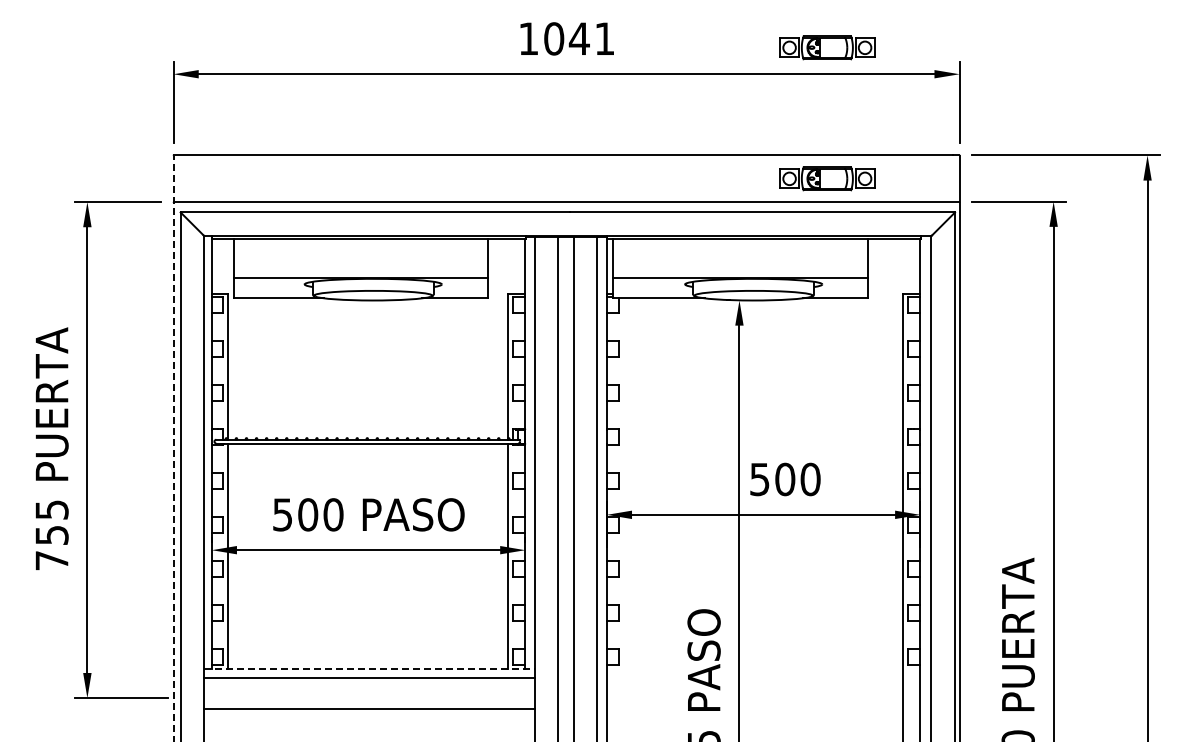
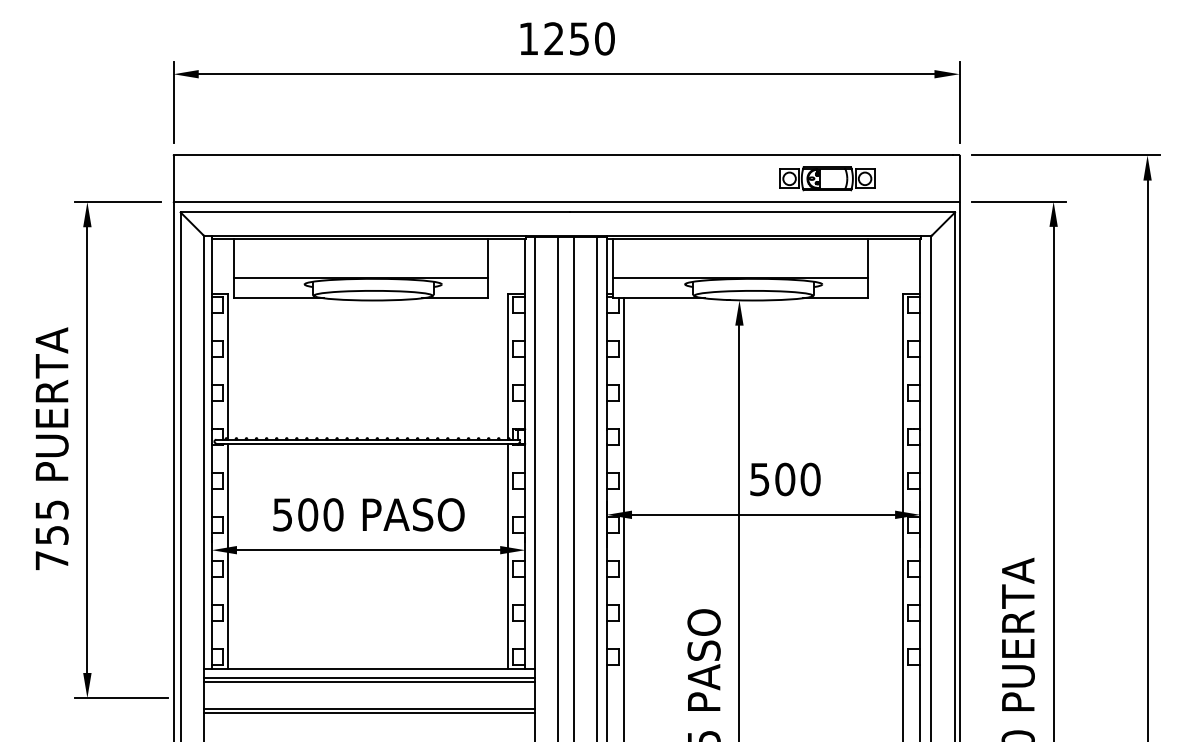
text: 1041 -> 1250 (579, 38)
part: present -> none (827, 47)
line: dashed -> solid (173, 448)
line: none -> present (624, 518)
line: dashed -> solid (370, 668)
line: none -> present (369, 681)
line: none -> present (369, 712)
